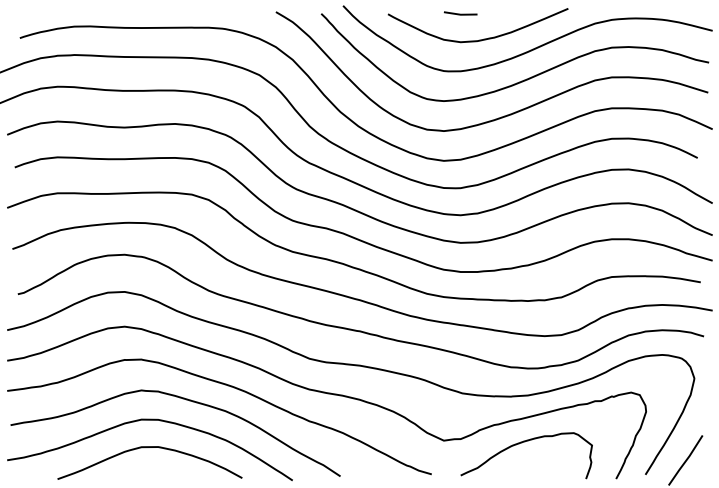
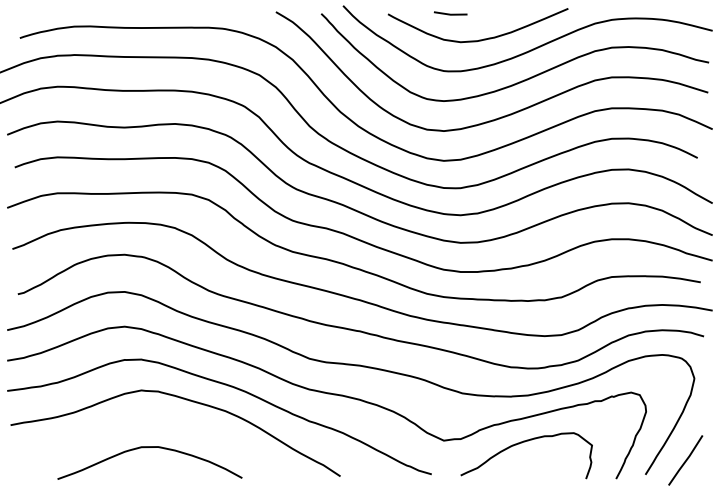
line position: (460, 13) -> (450, 13) (450, 13)
curve: present -> none (149, 420)
